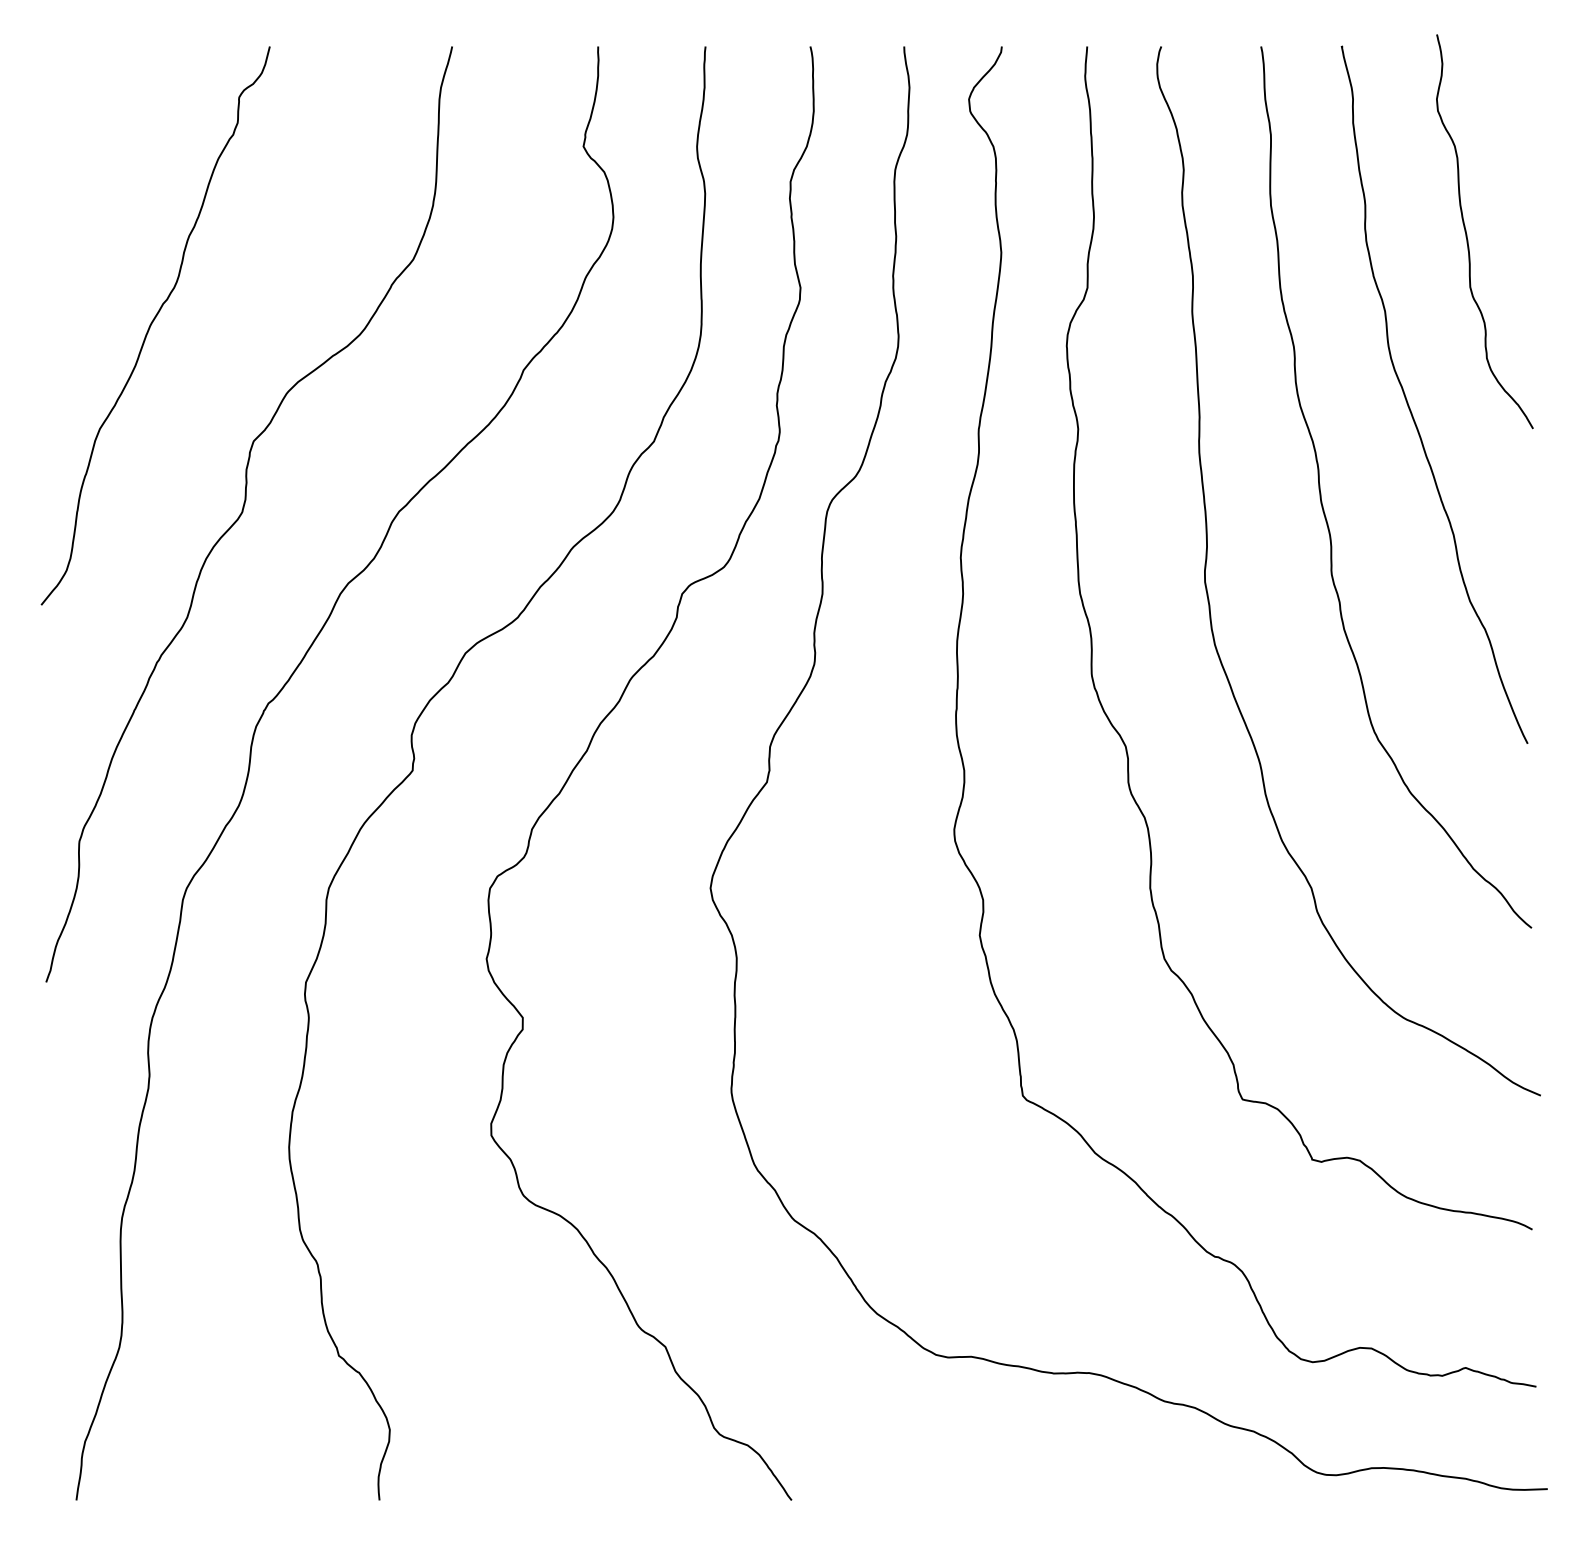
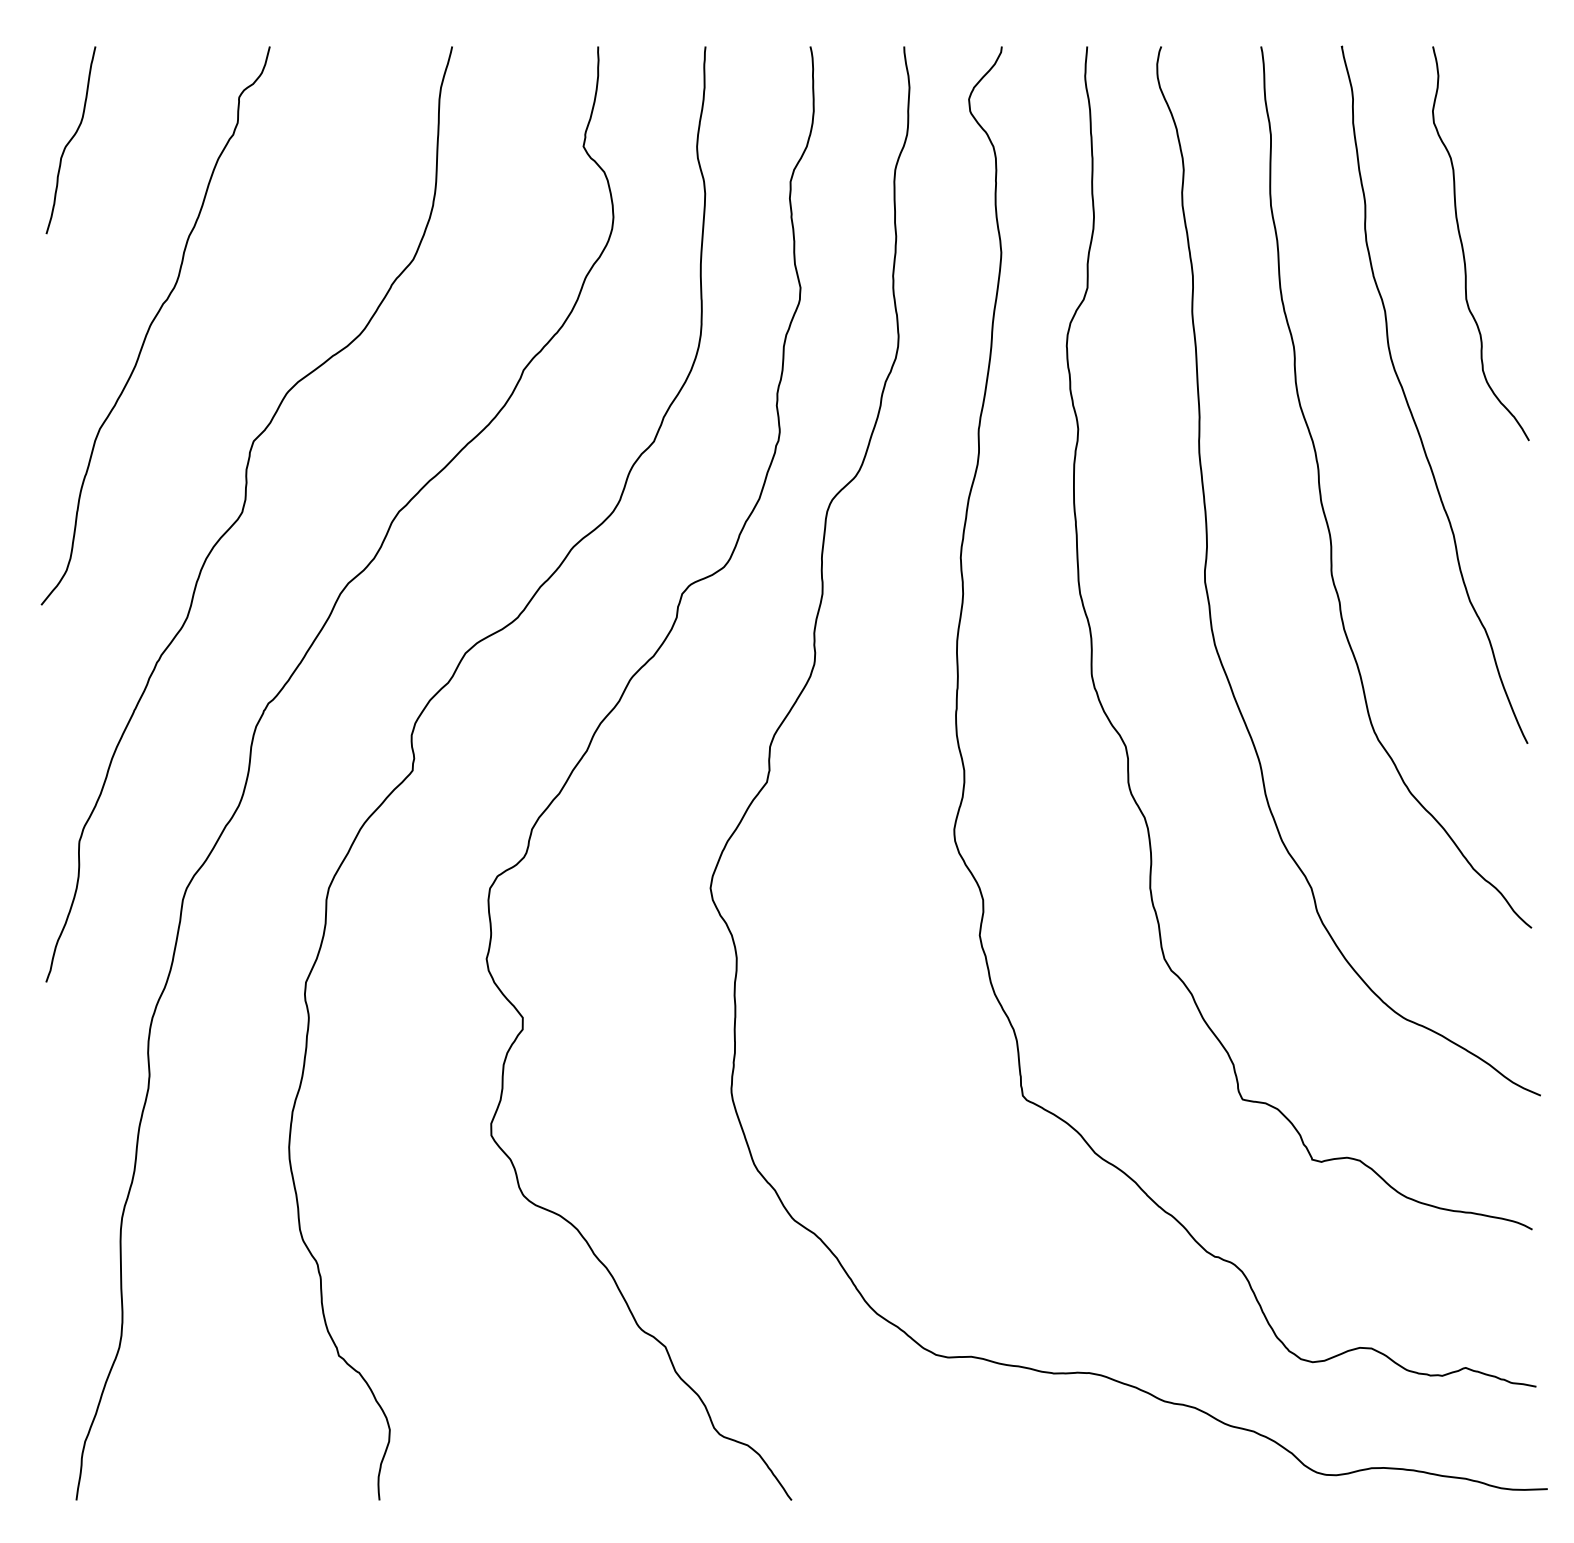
curve: none -> present (70, 140)
curve position: (1467, 234) -> (1463, 246) (1463, 246)
